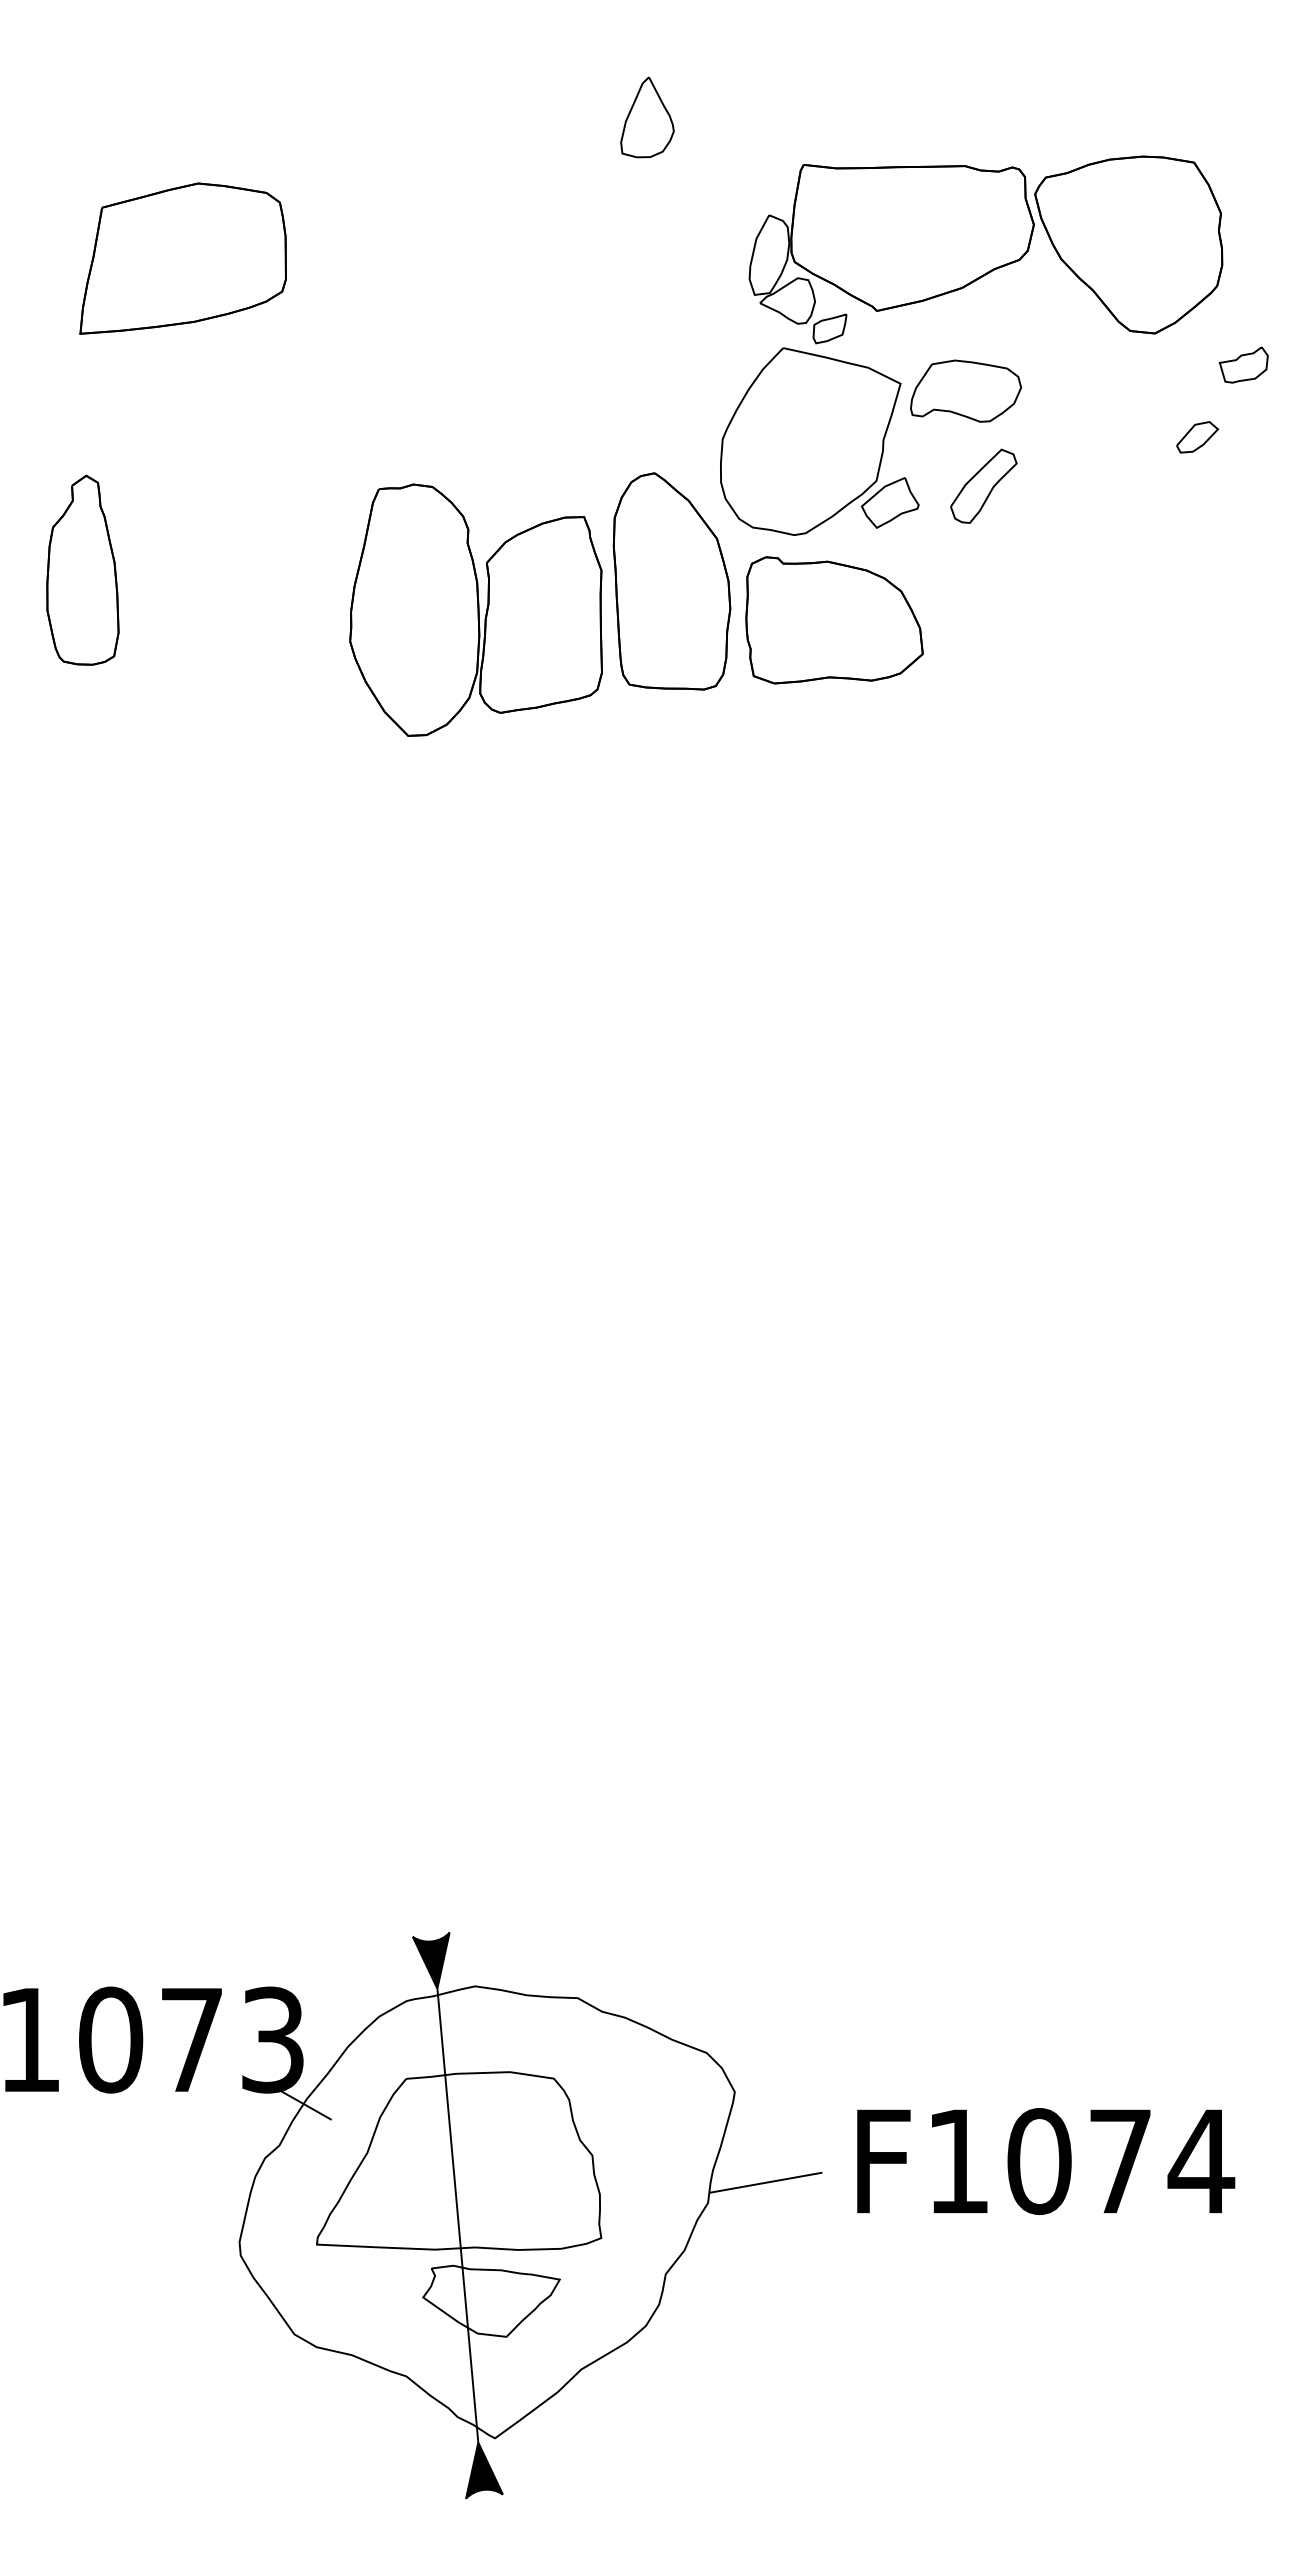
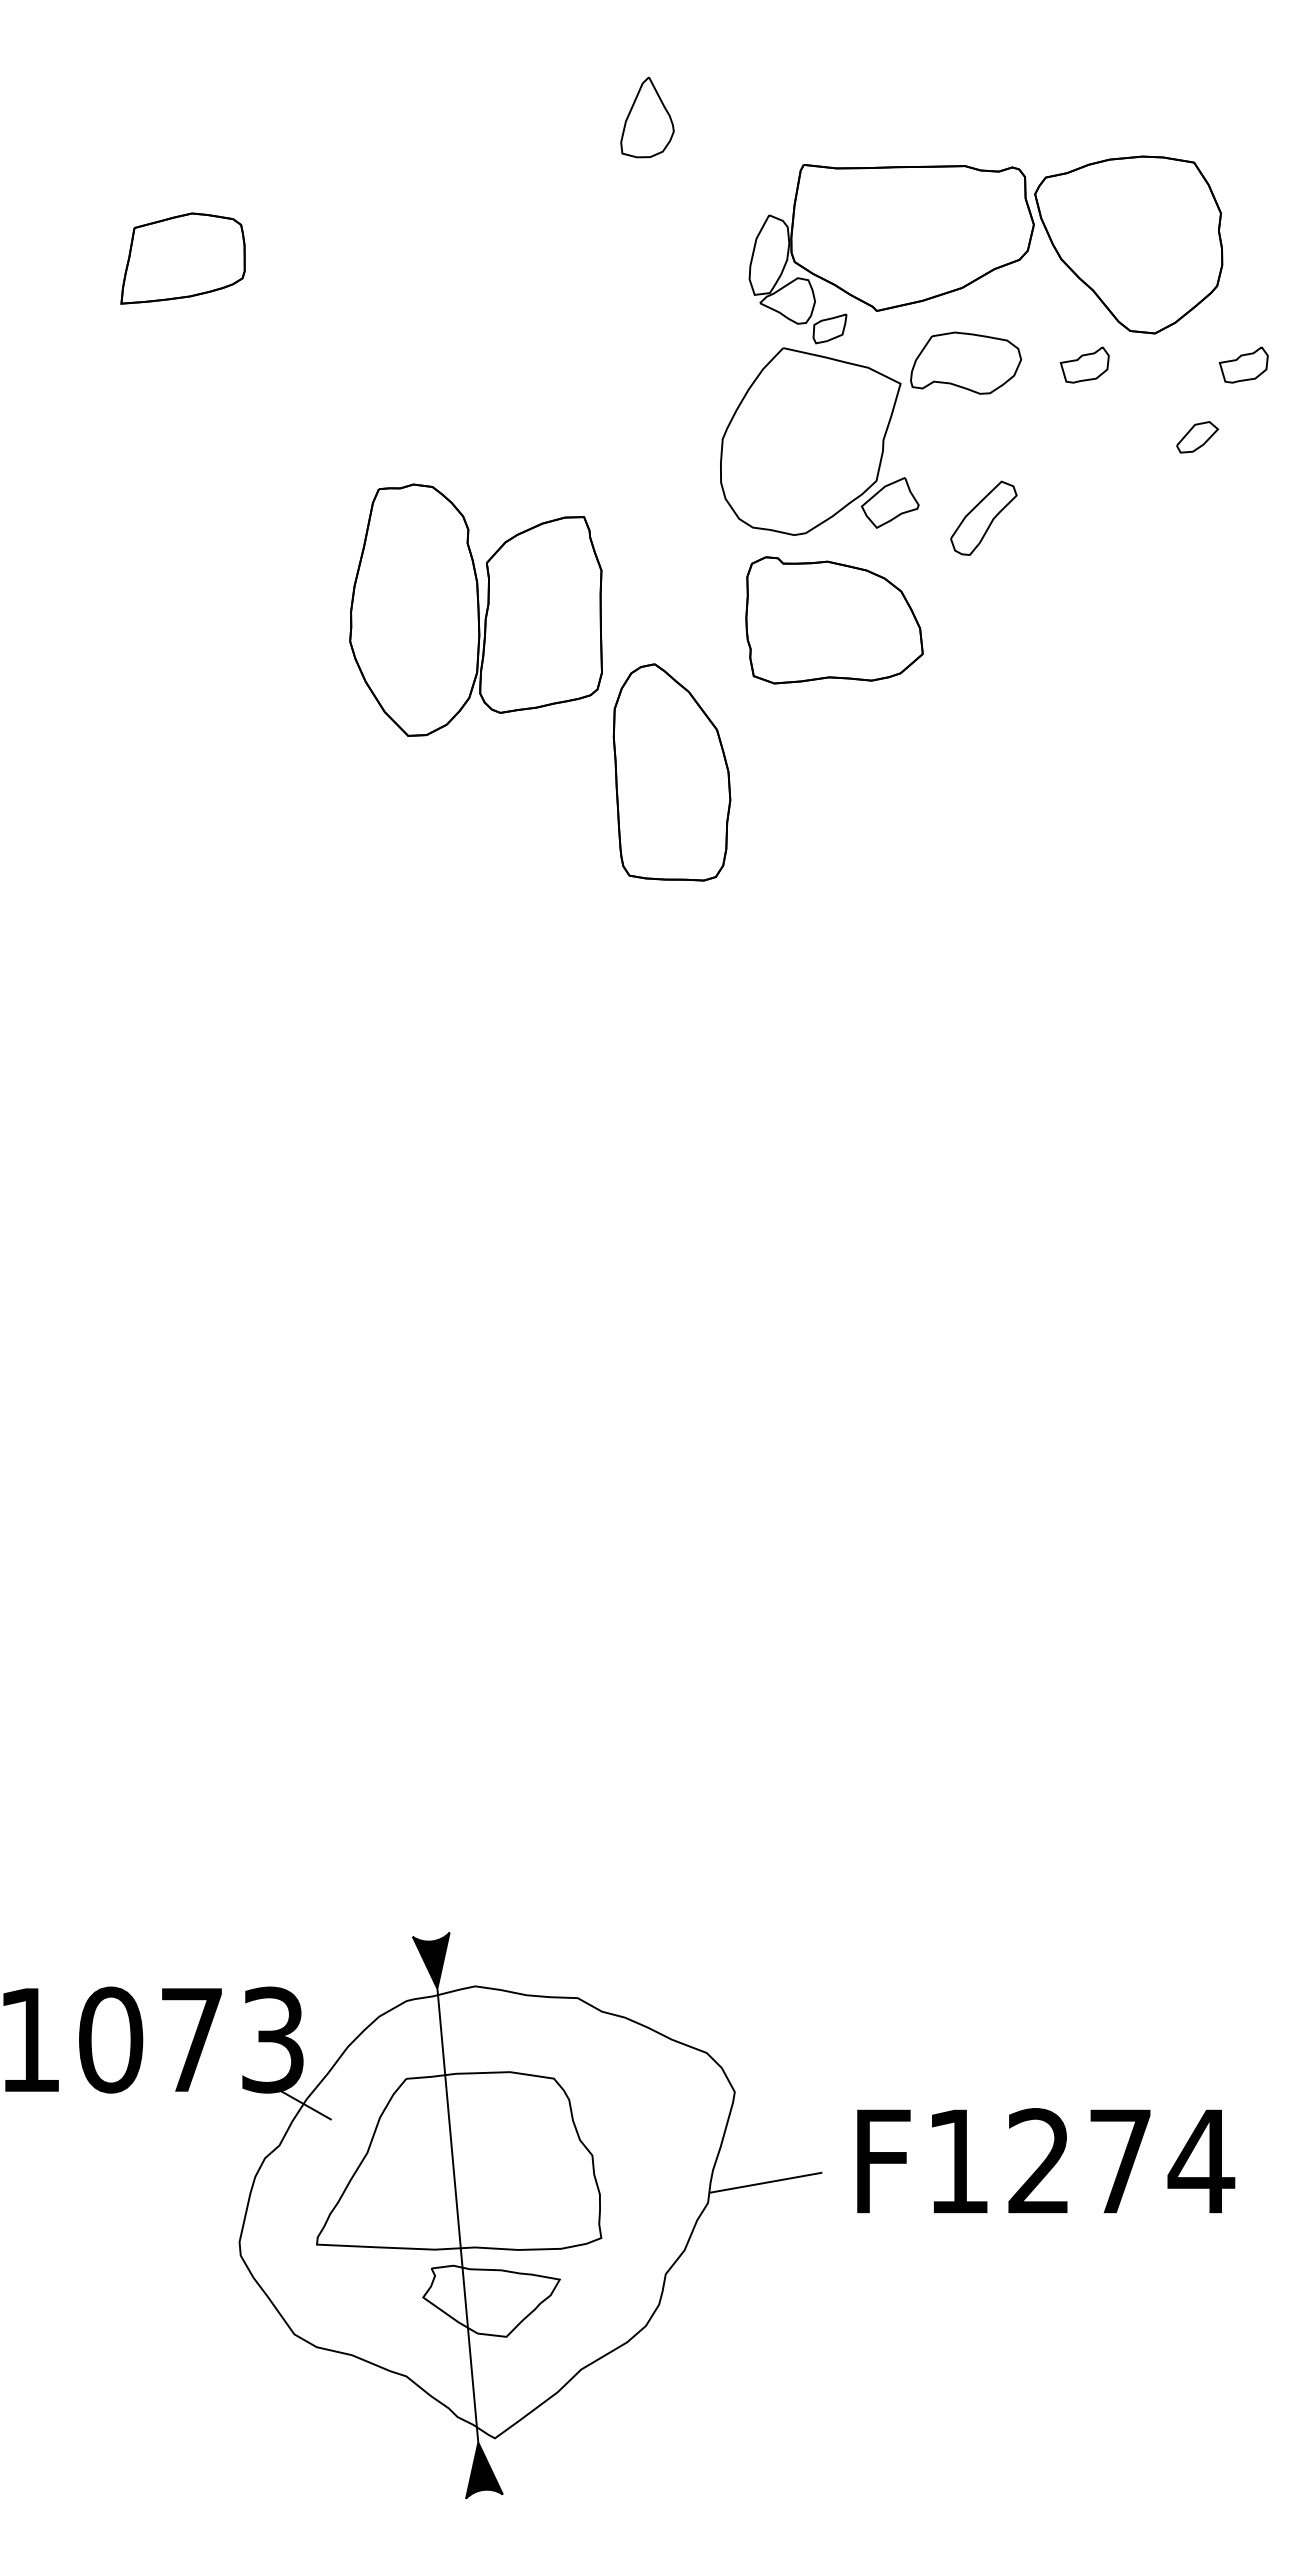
part size: 208x153 px -> 126x93 px (182, 258)
part: none -> present (1084, 364)
part position: (966, 390) -> (966, 362) (966, 362)
part position: (983, 485) -> (983, 517) (983, 517)
part: present -> none (82, 569)
part position: (671, 581) -> (671, 772) (671, 772)
text: F1074 -> F1274 (1039, 2161)
